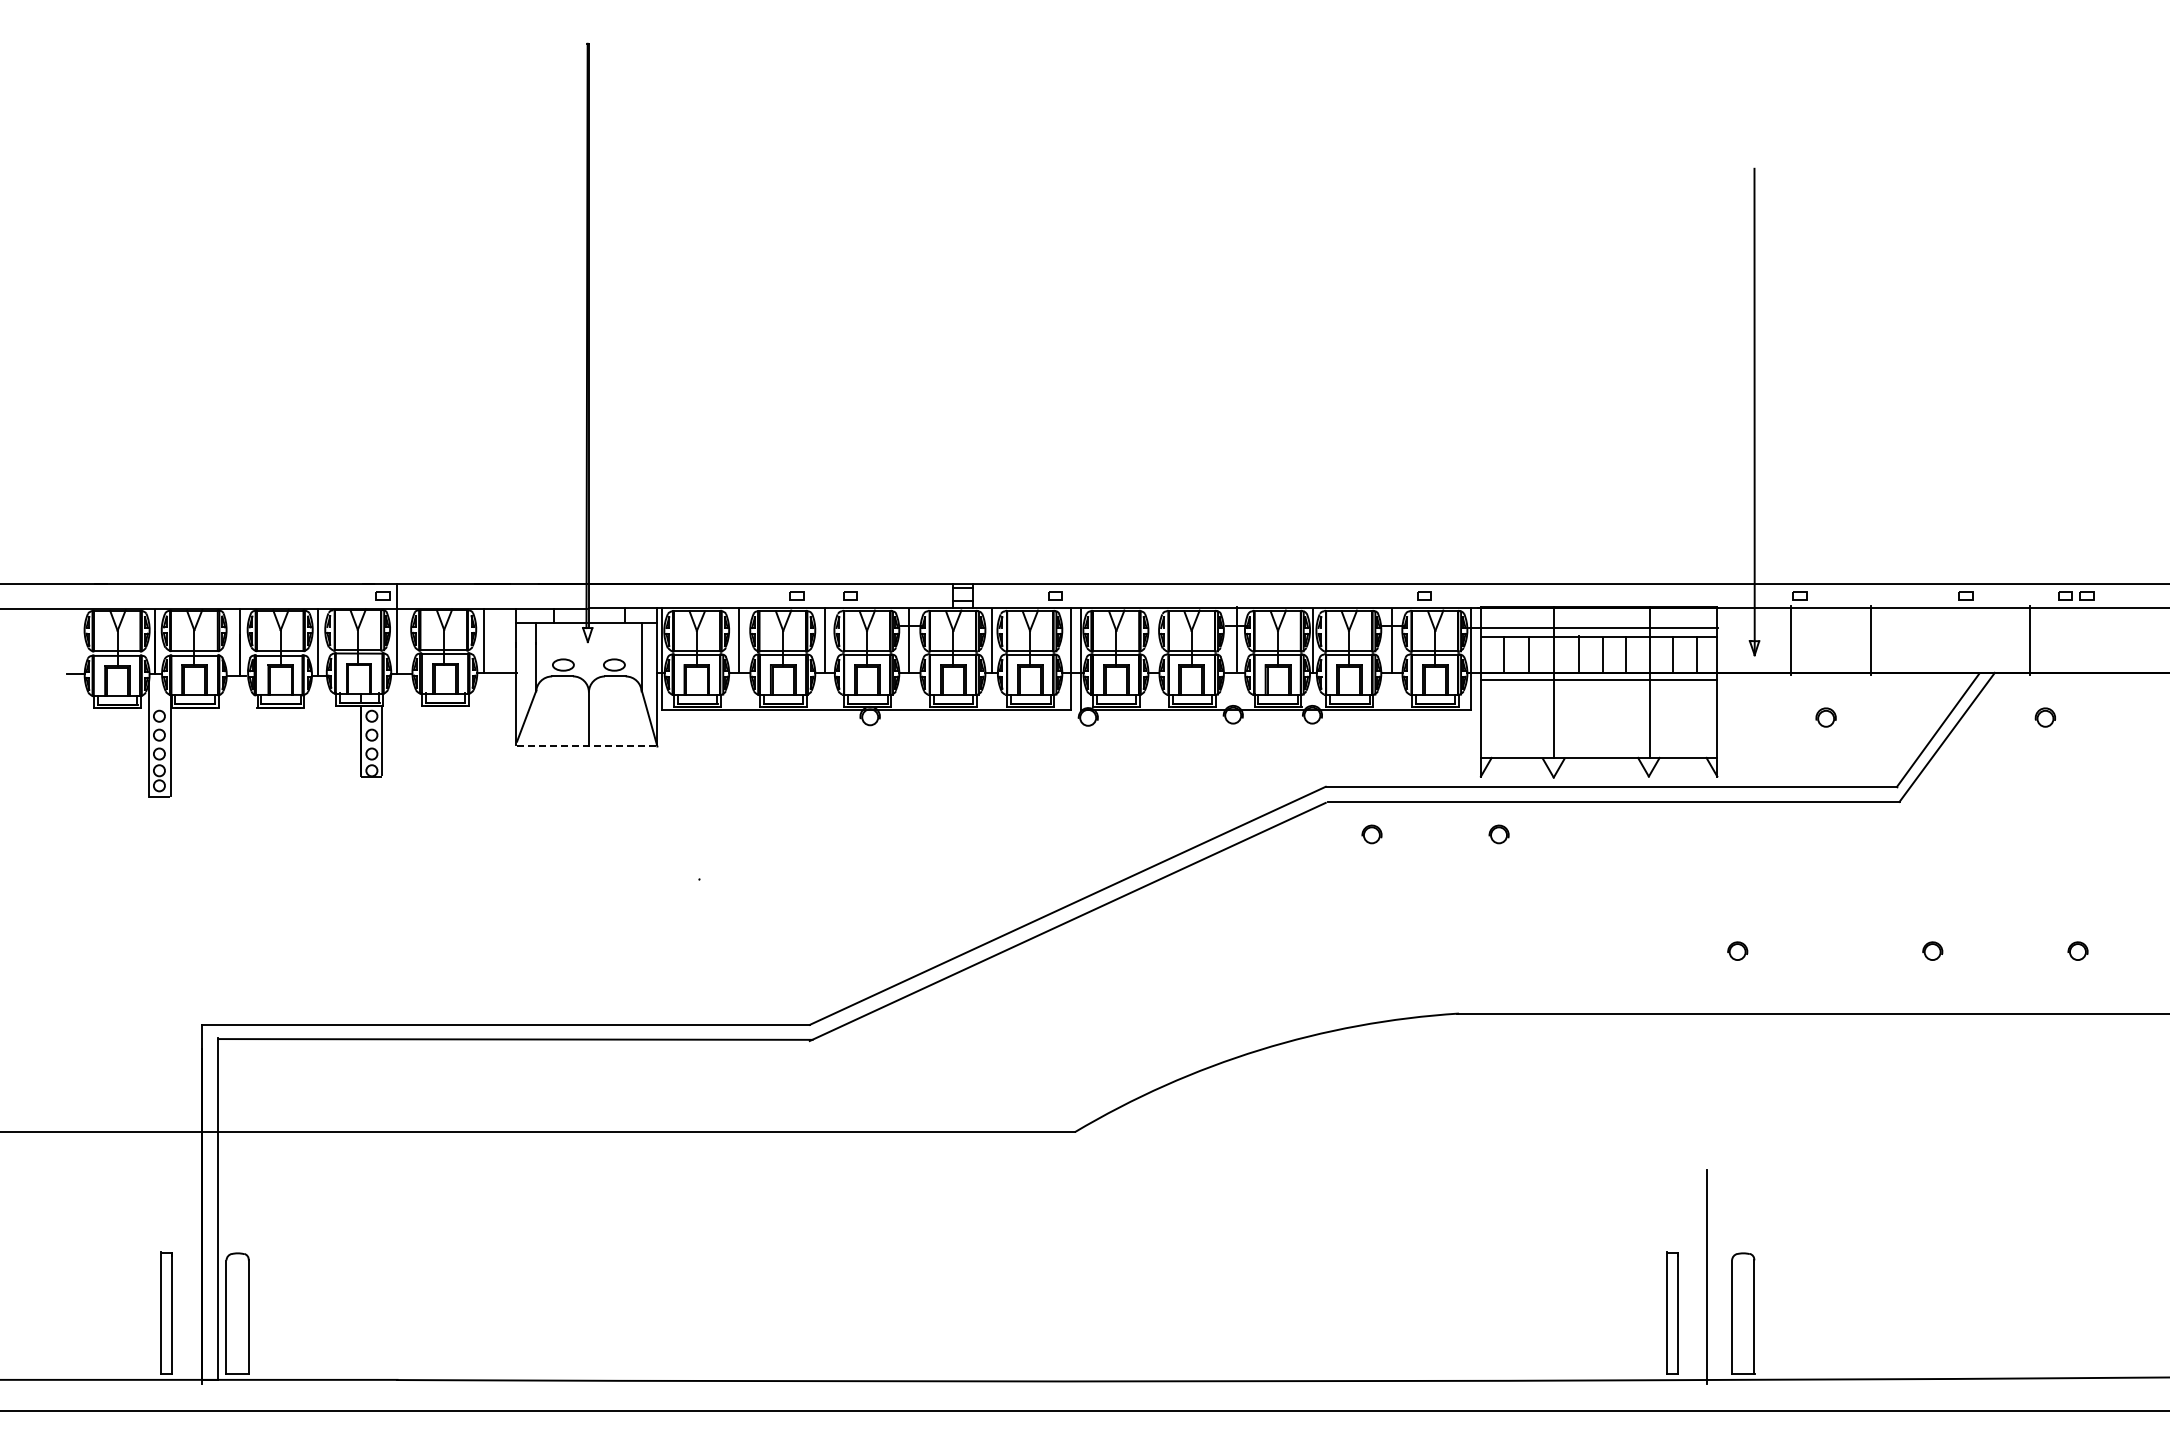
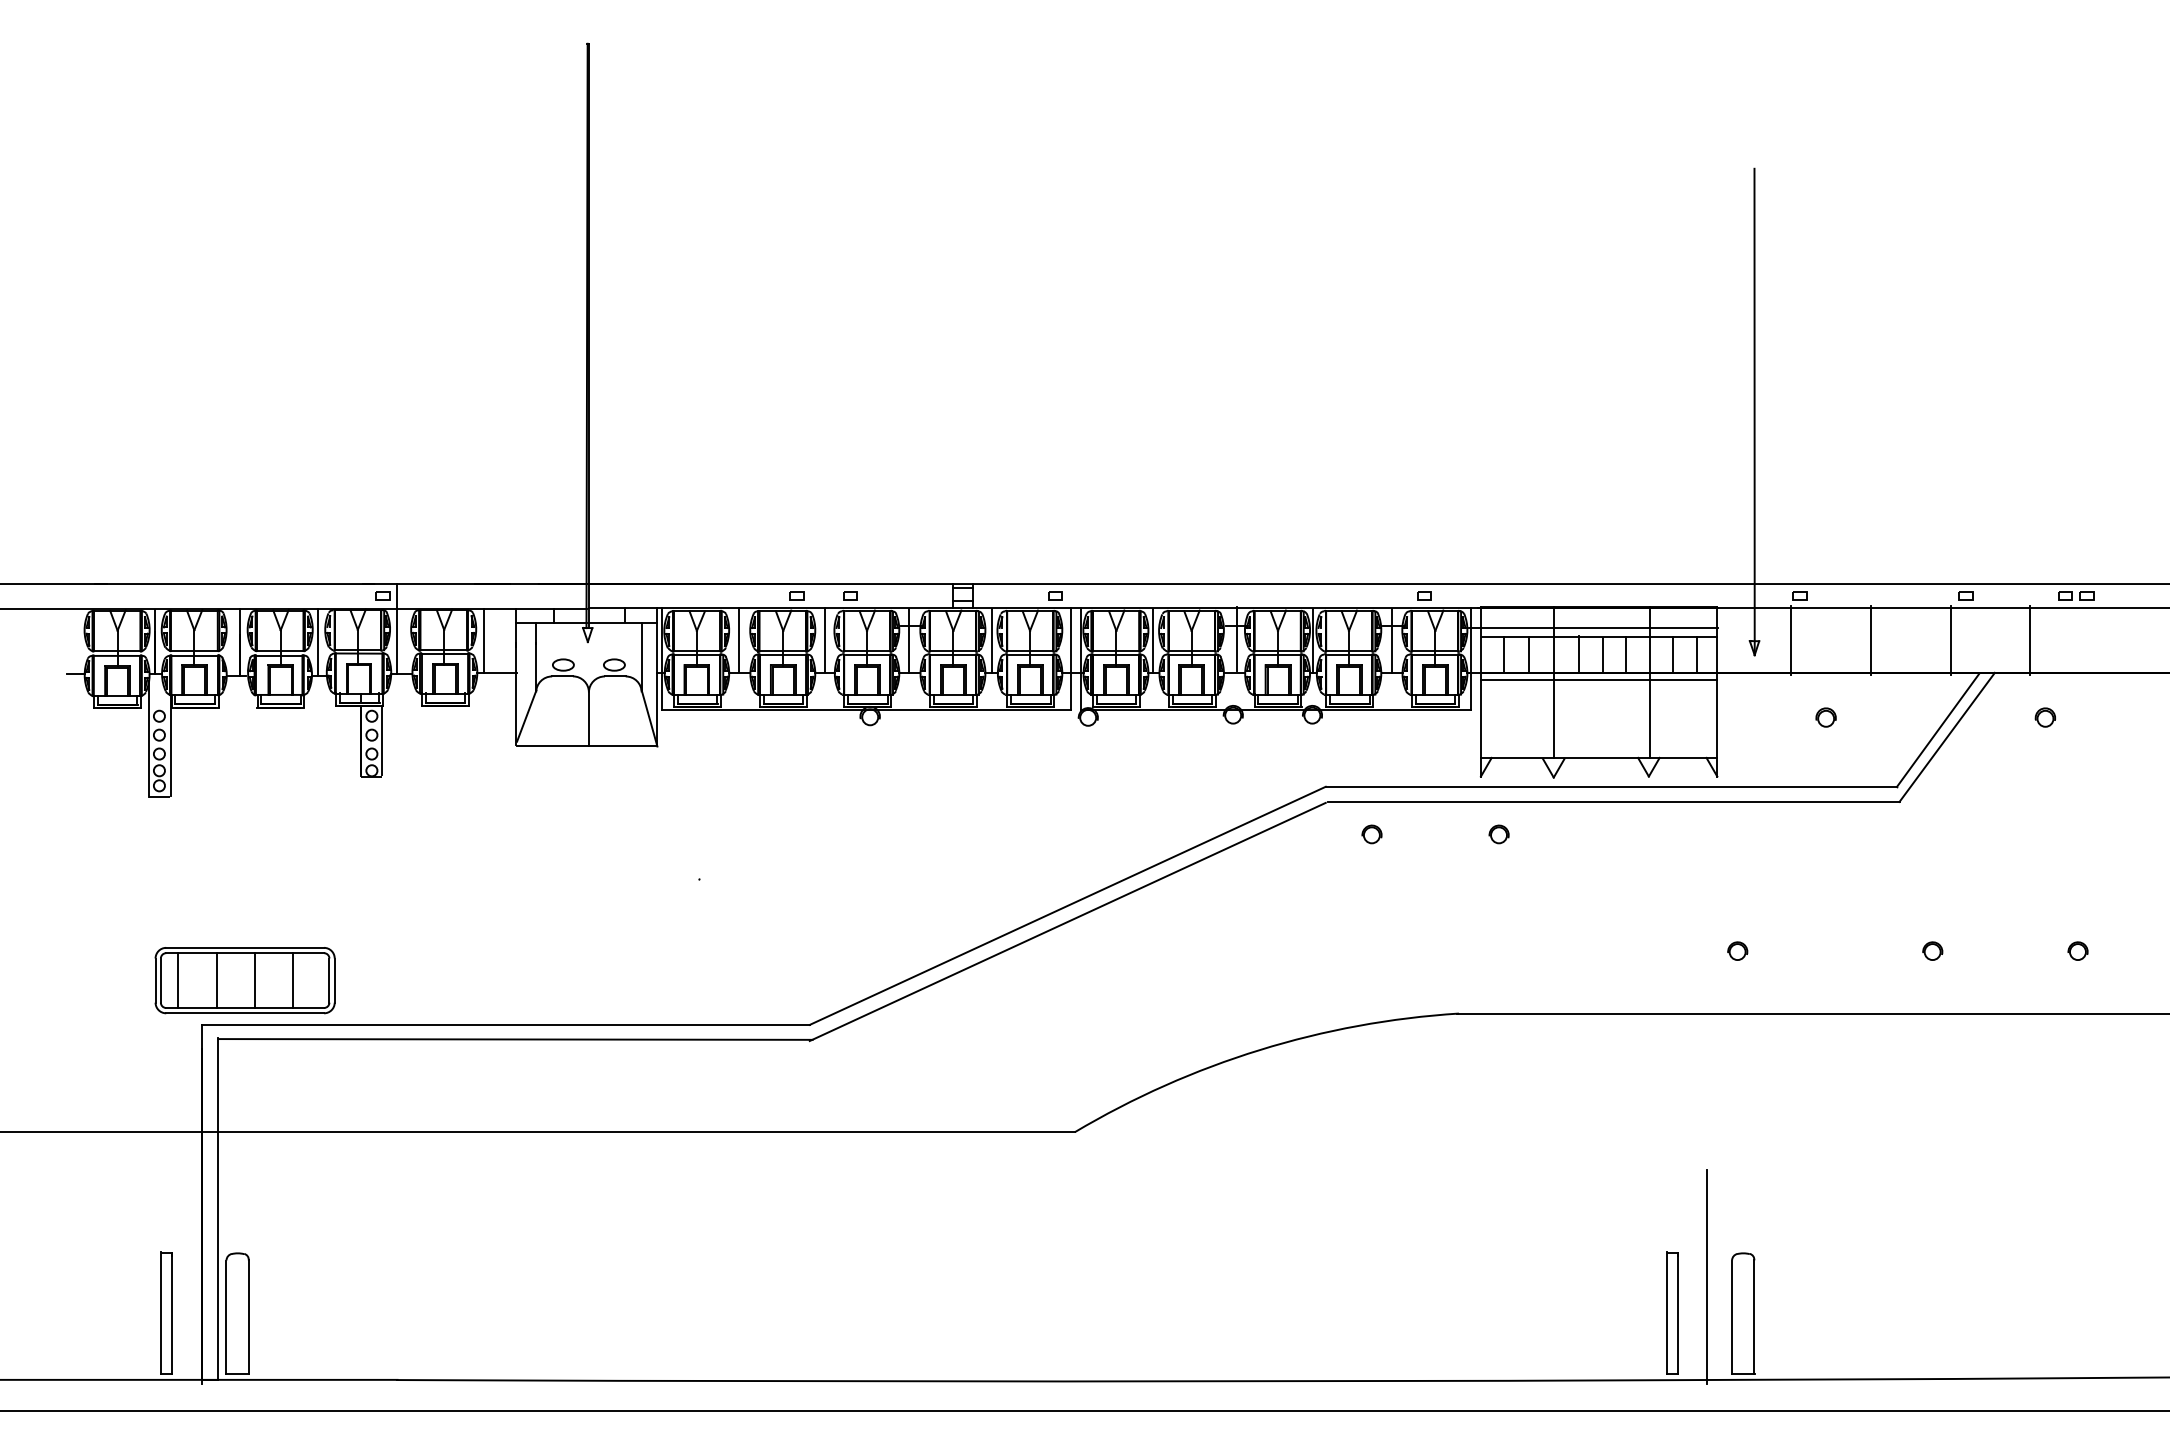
line: none -> present (1950, 639)
line: none -> present (1153, 640)
line: dashed -> solid (585, 745)
part: none -> present (244, 980)
